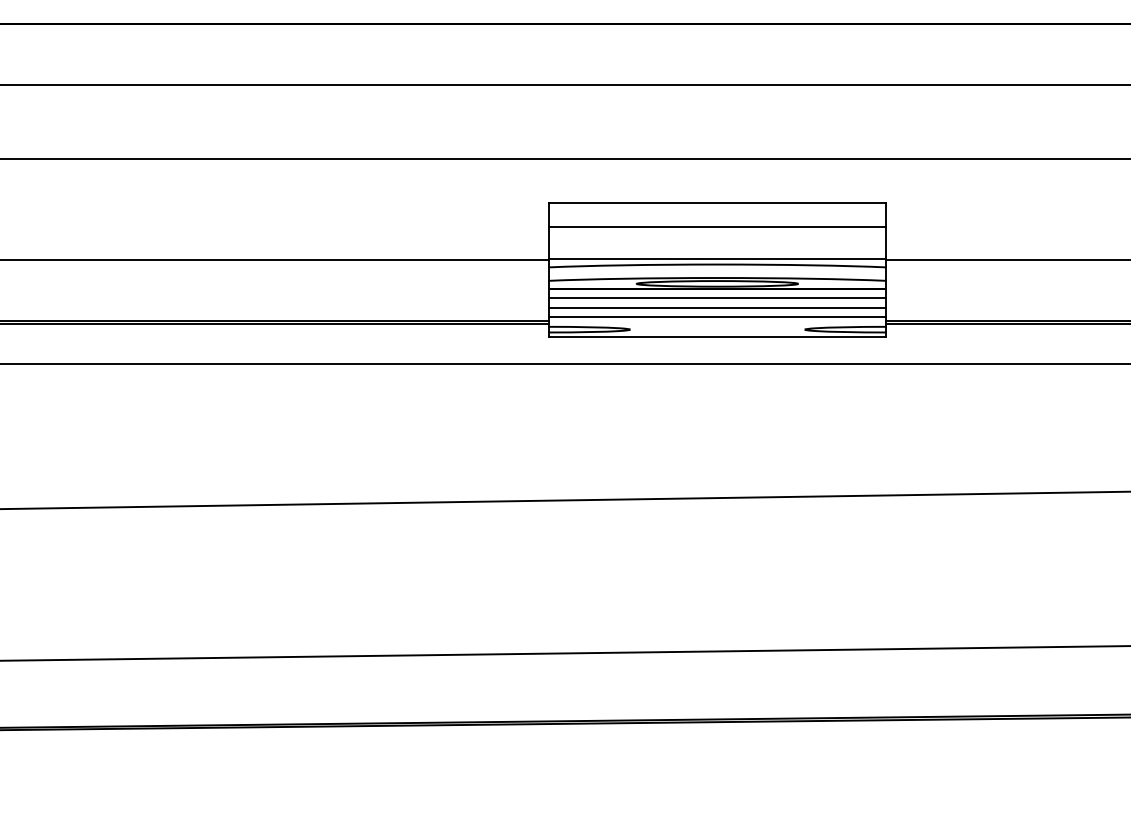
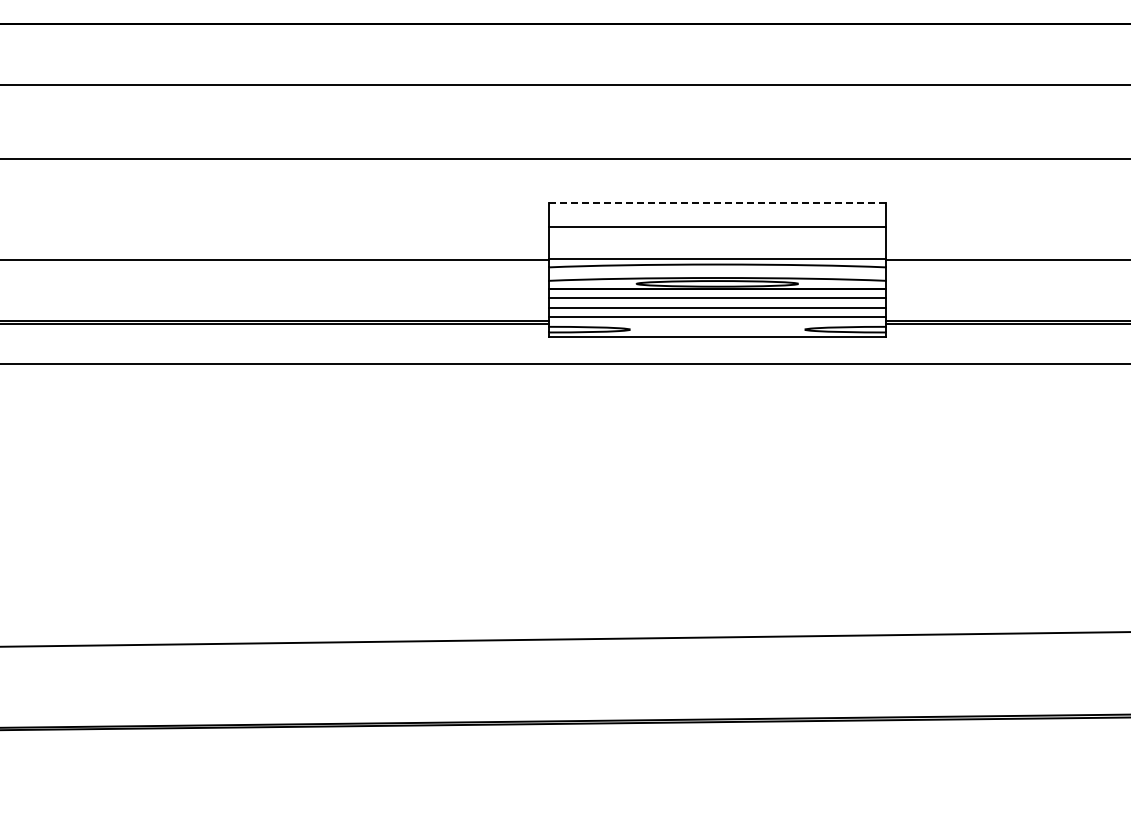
line: solid -> dashed (718, 203)
line: present -> none (564, 500)
line position: (564, 653) -> (564, 639) (564, 639)
